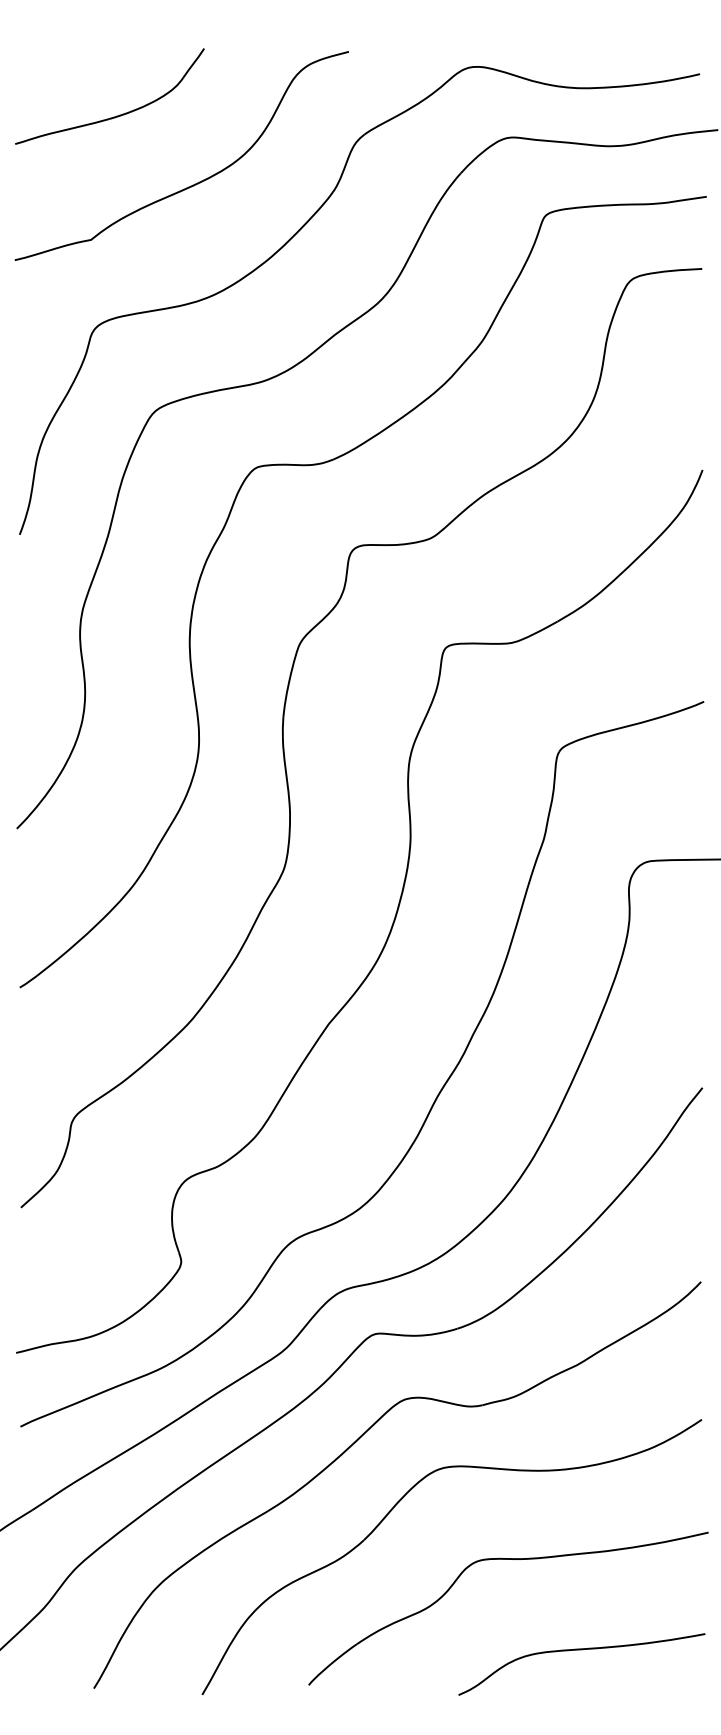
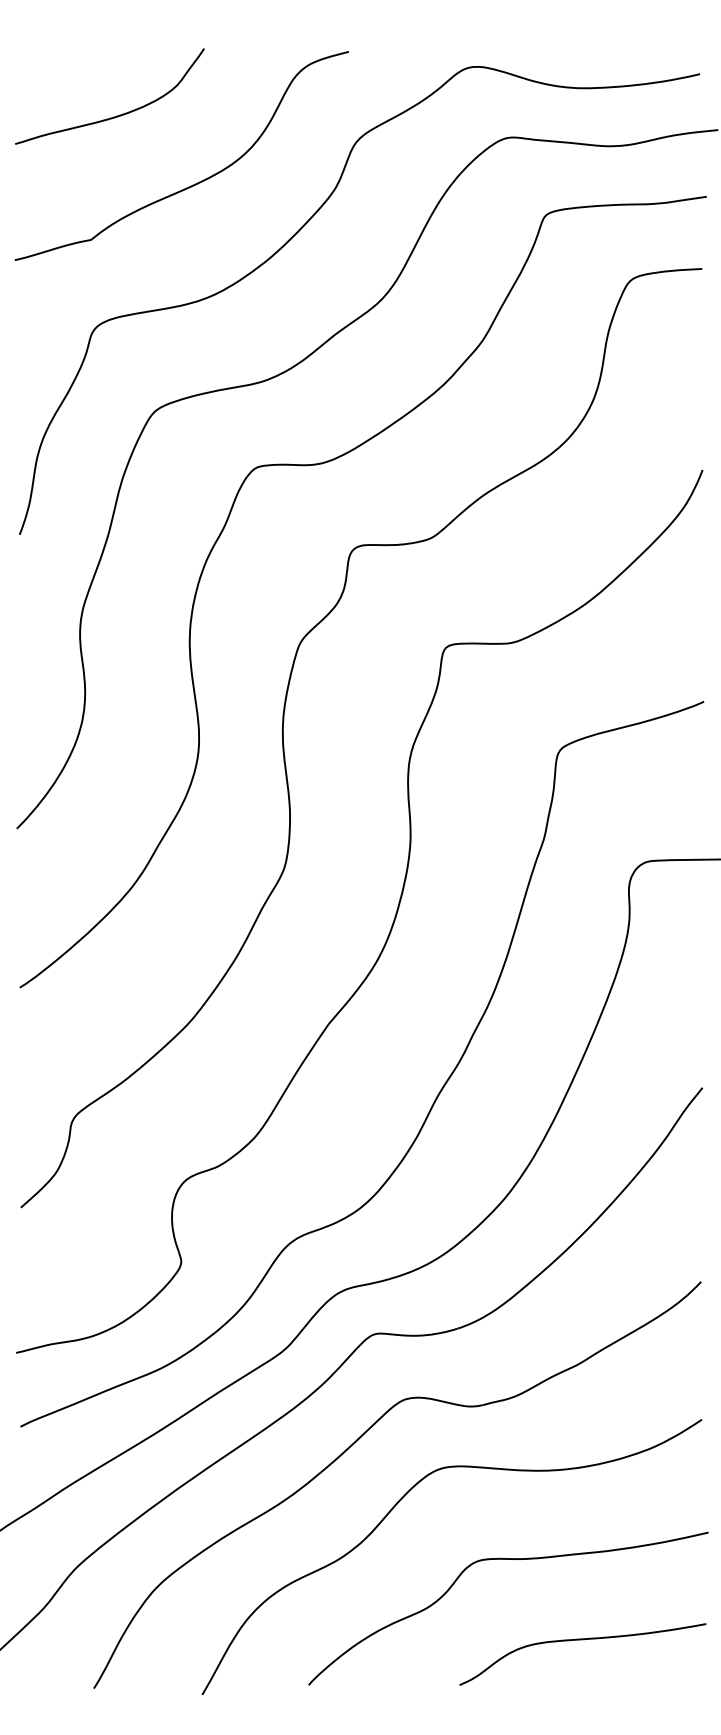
curve position: (581, 1650) -> (582, 1640) (582, 1640)
